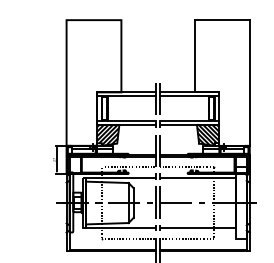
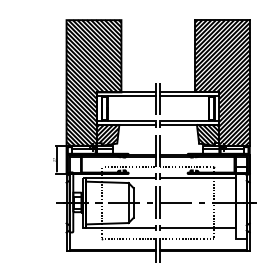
hatch: none -> present (93, 82)
hatch: none -> present (221, 82)
